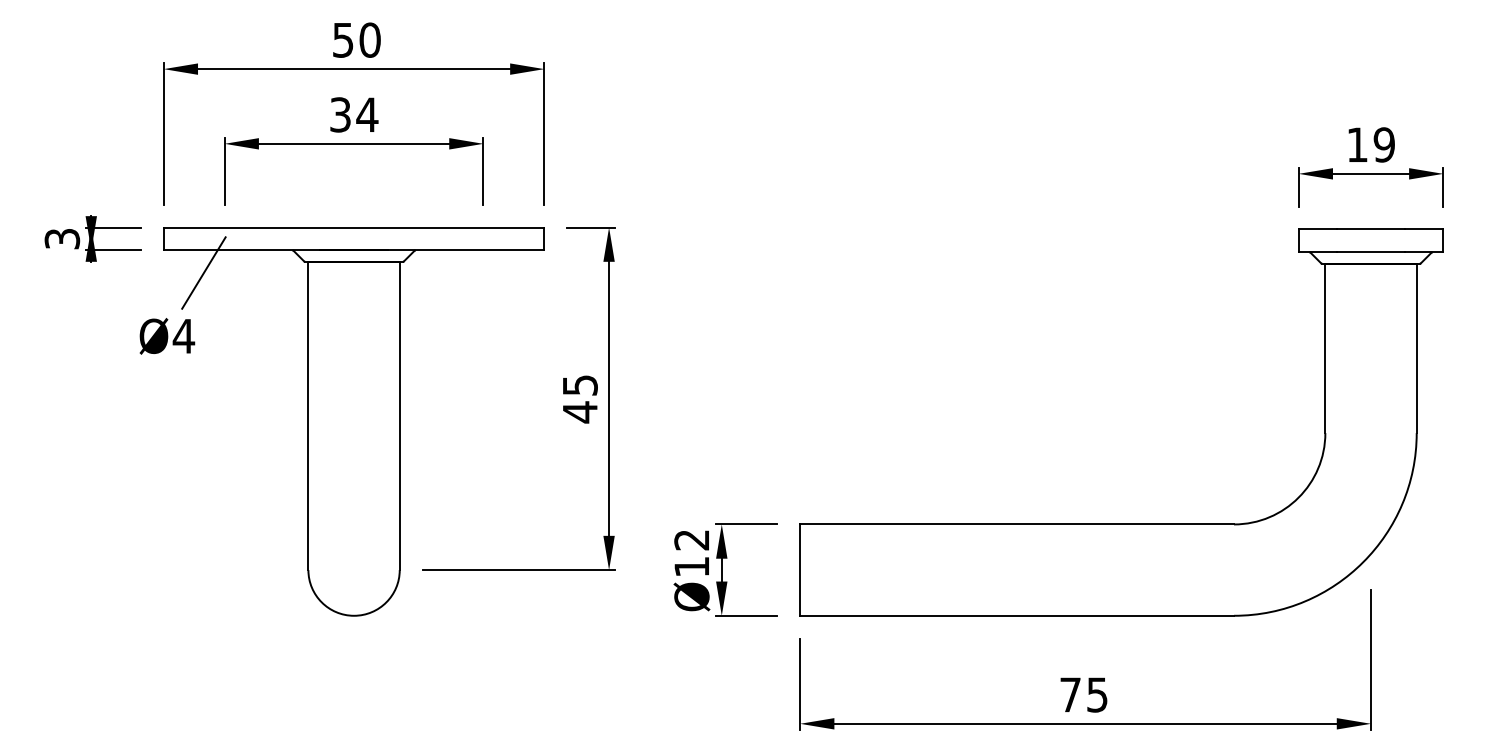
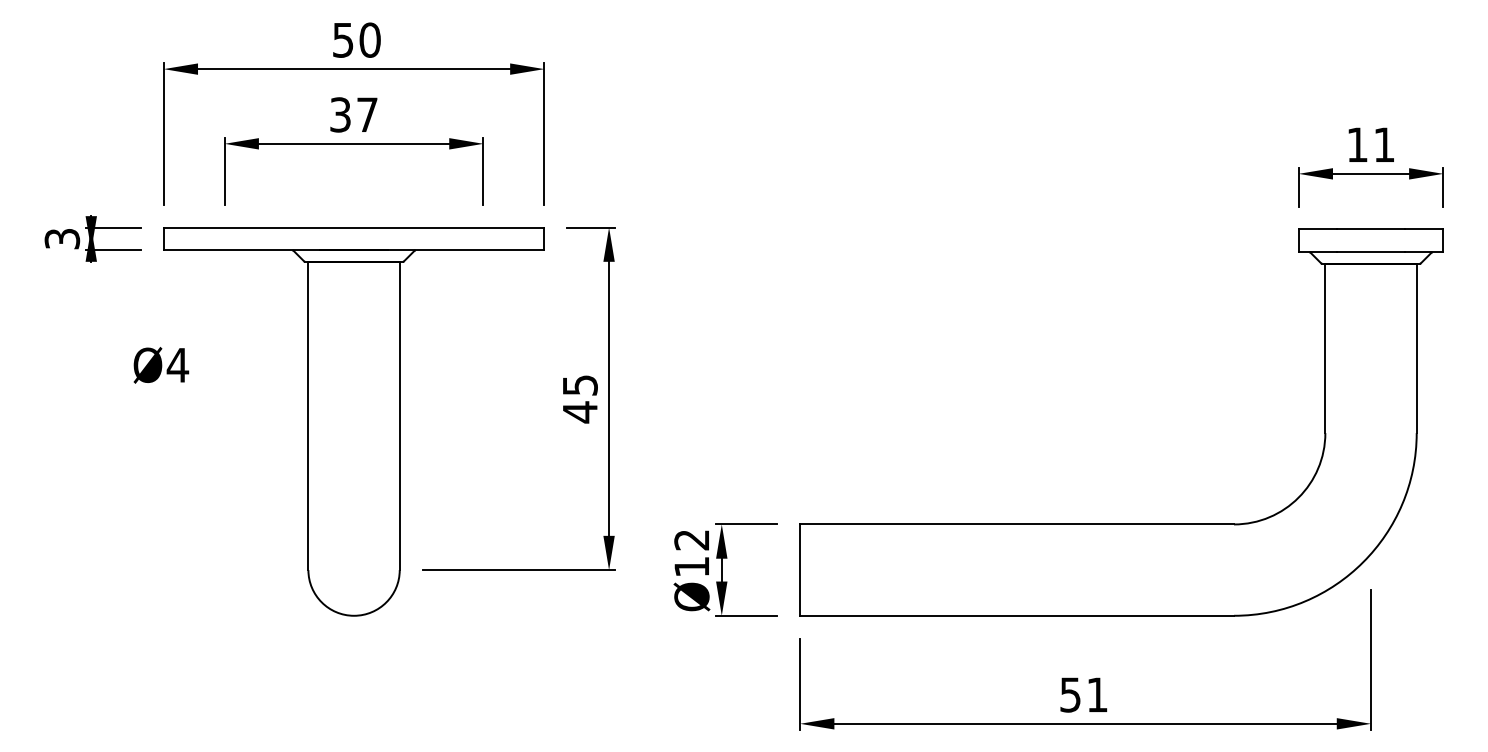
text: 34 -> 37 (367, 114)
text: 19 -> 11 (1383, 144)
line: present -> none (203, 272)
text position: (167, 336) -> (161, 365) (161, 365)
text: 75 -> 51 (1083, 694)
